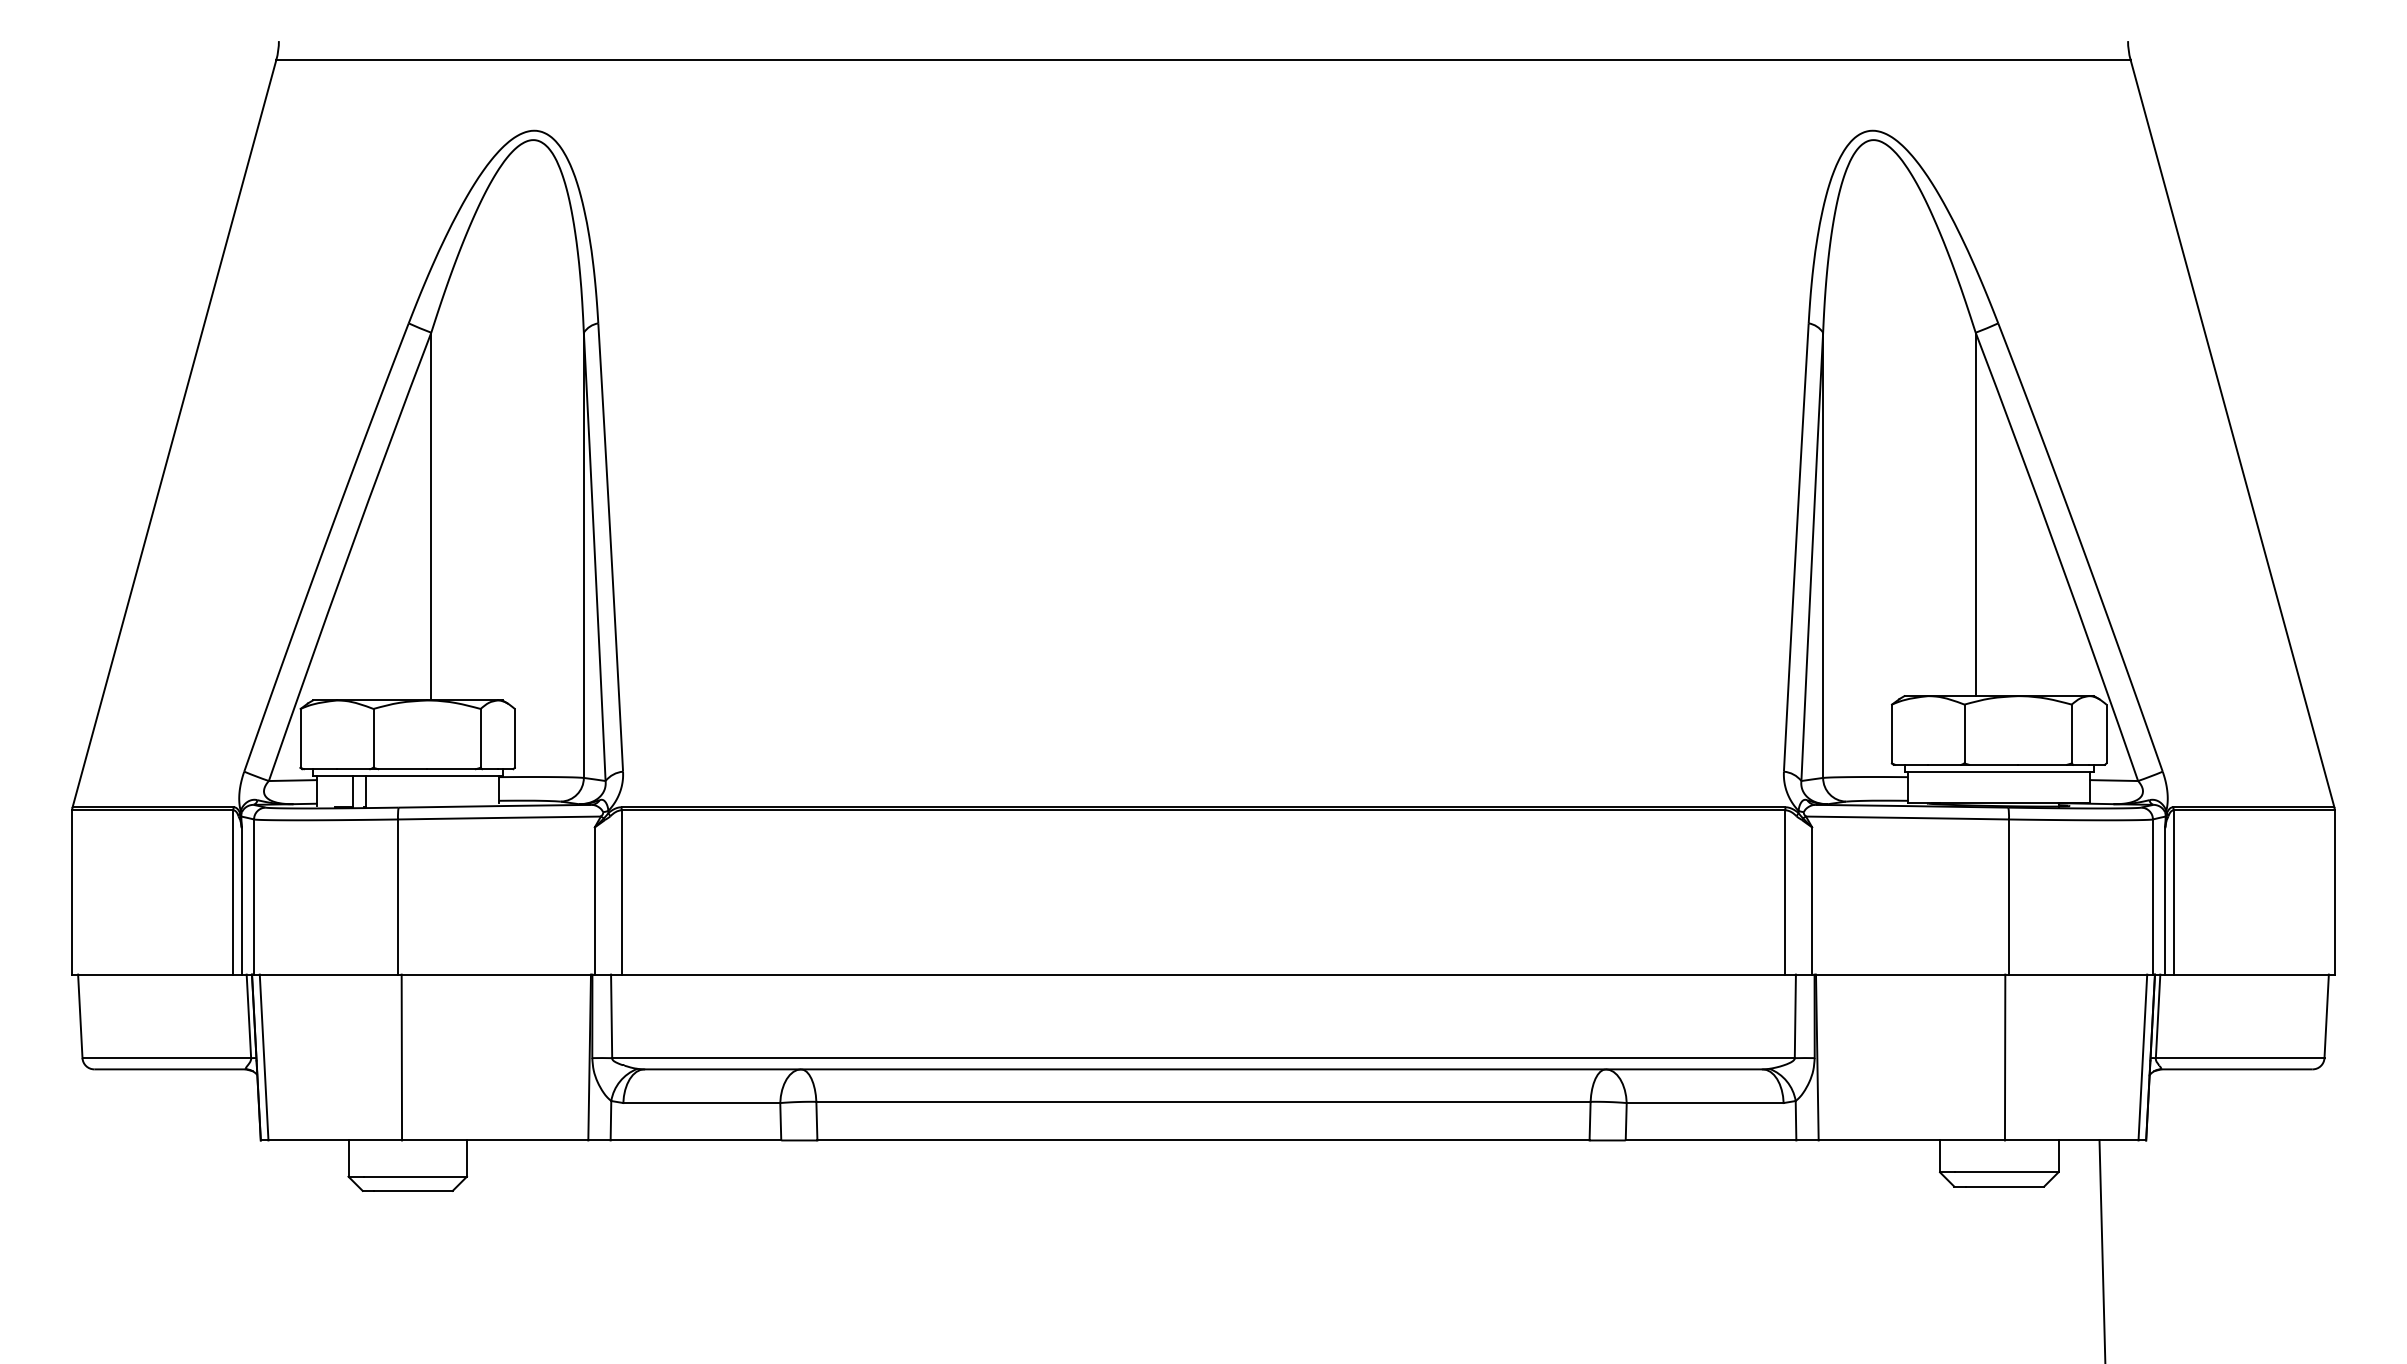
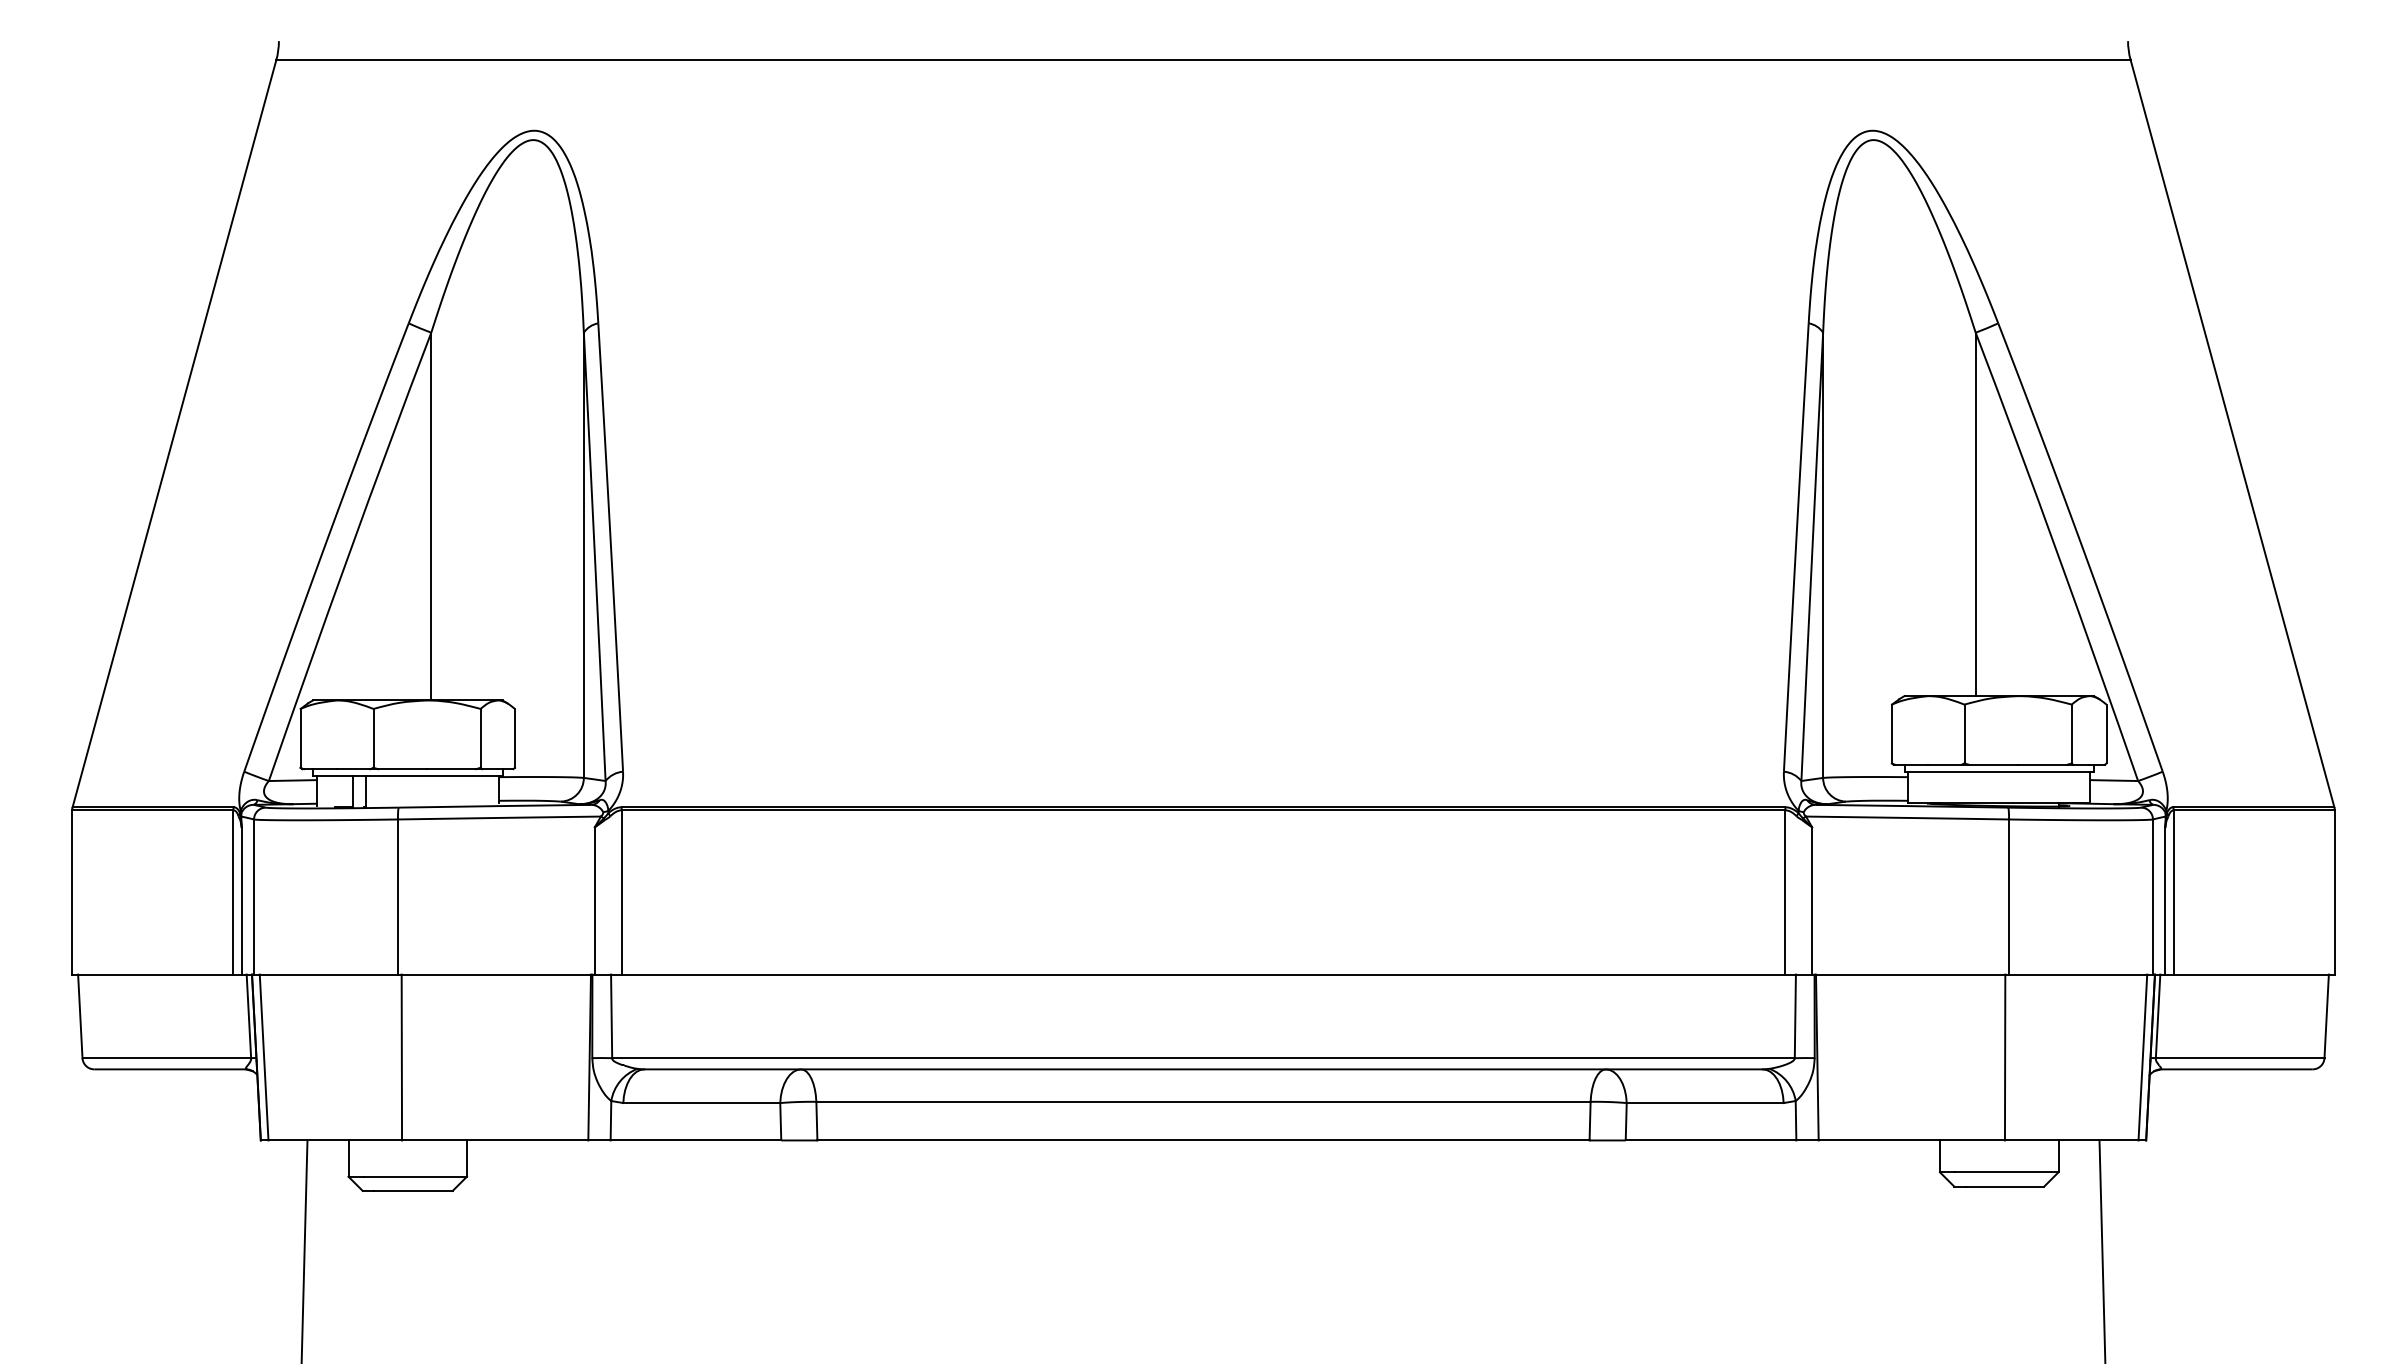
line: none -> present (304, 1250)
